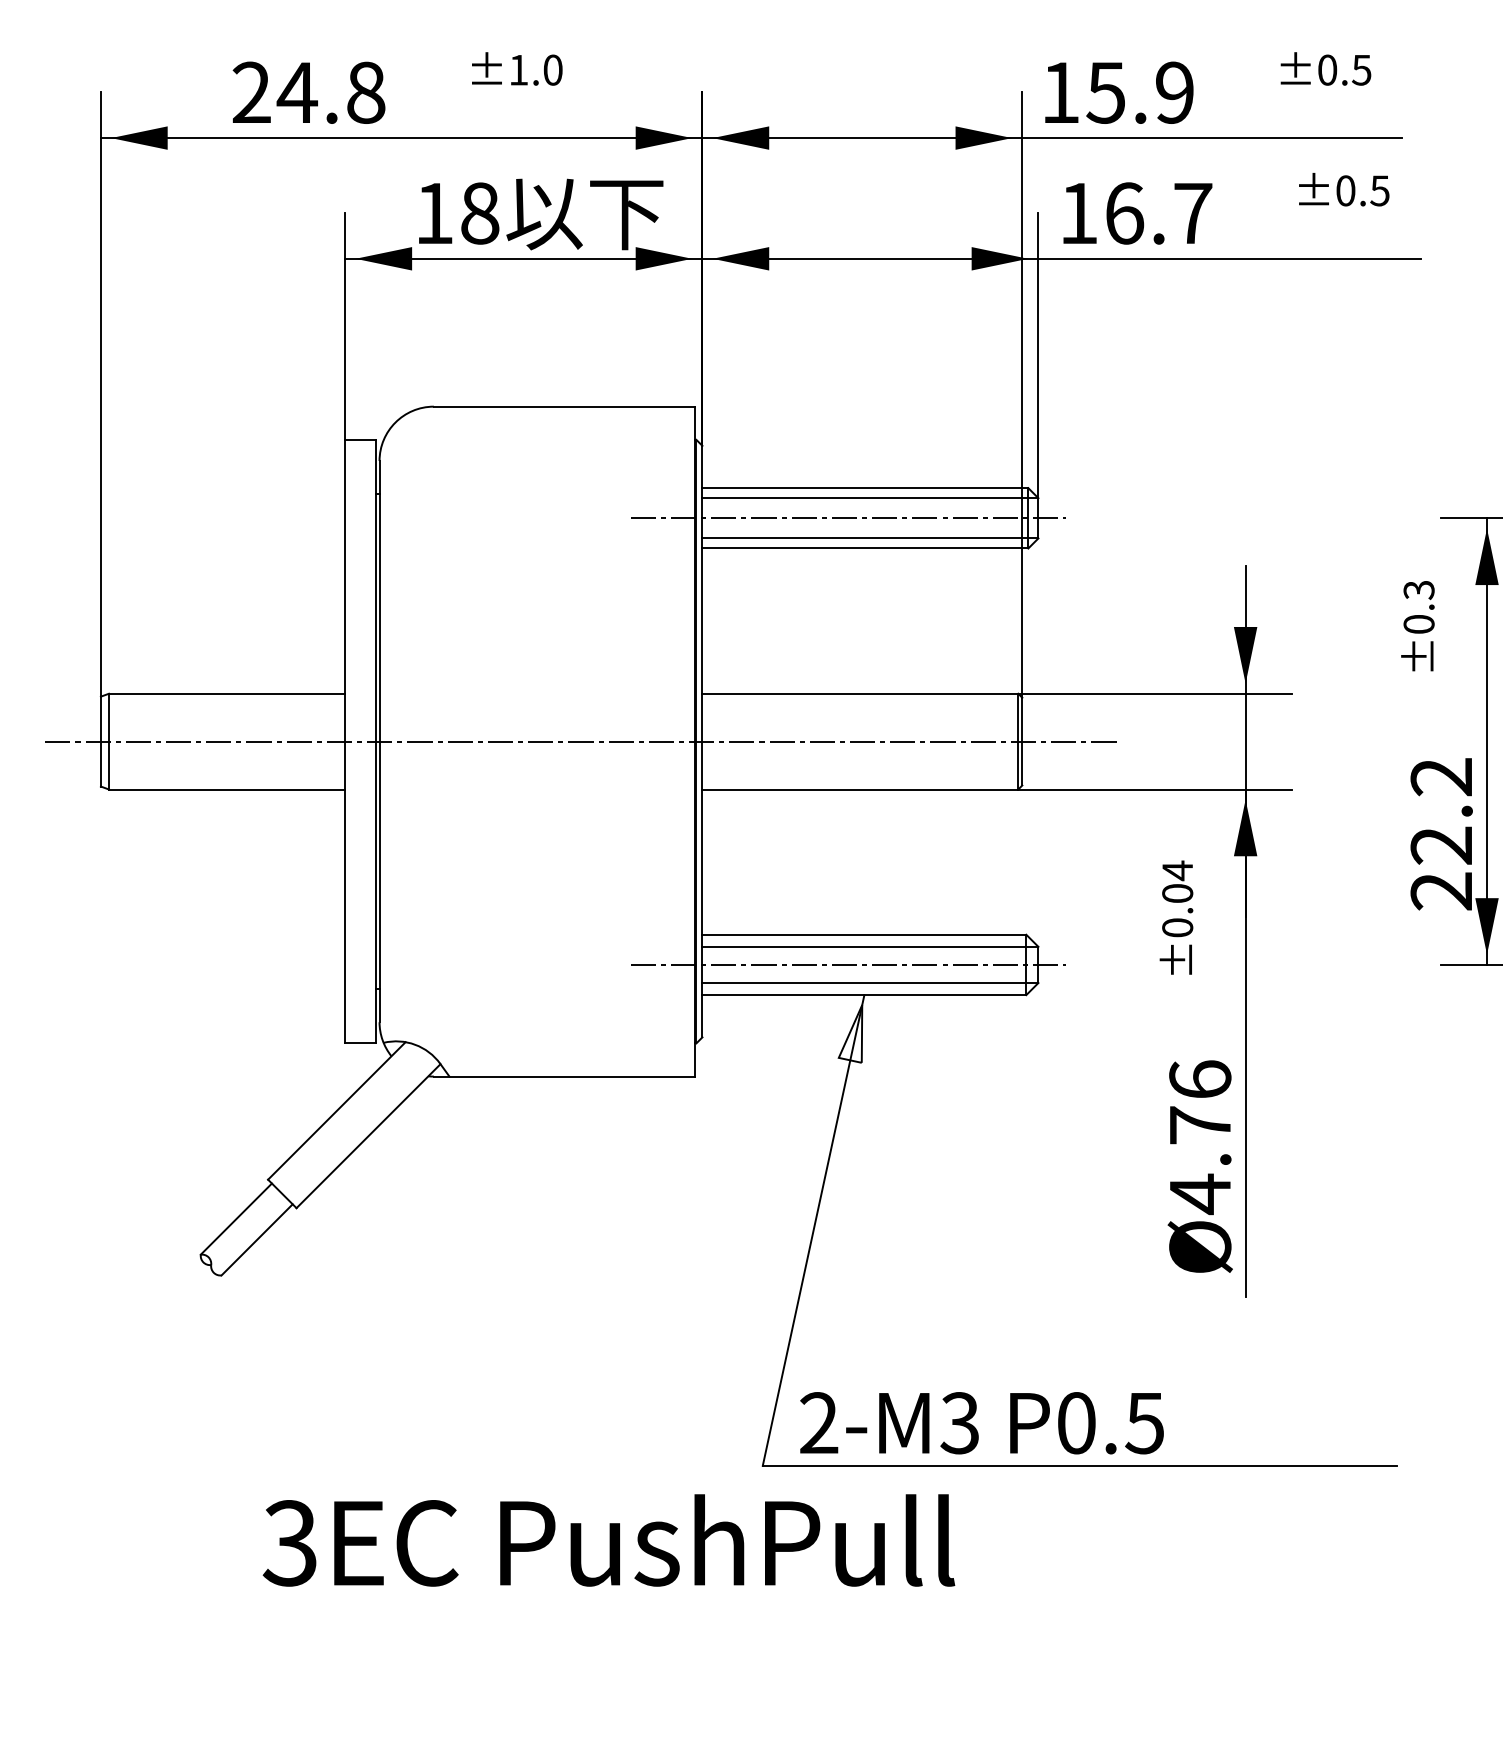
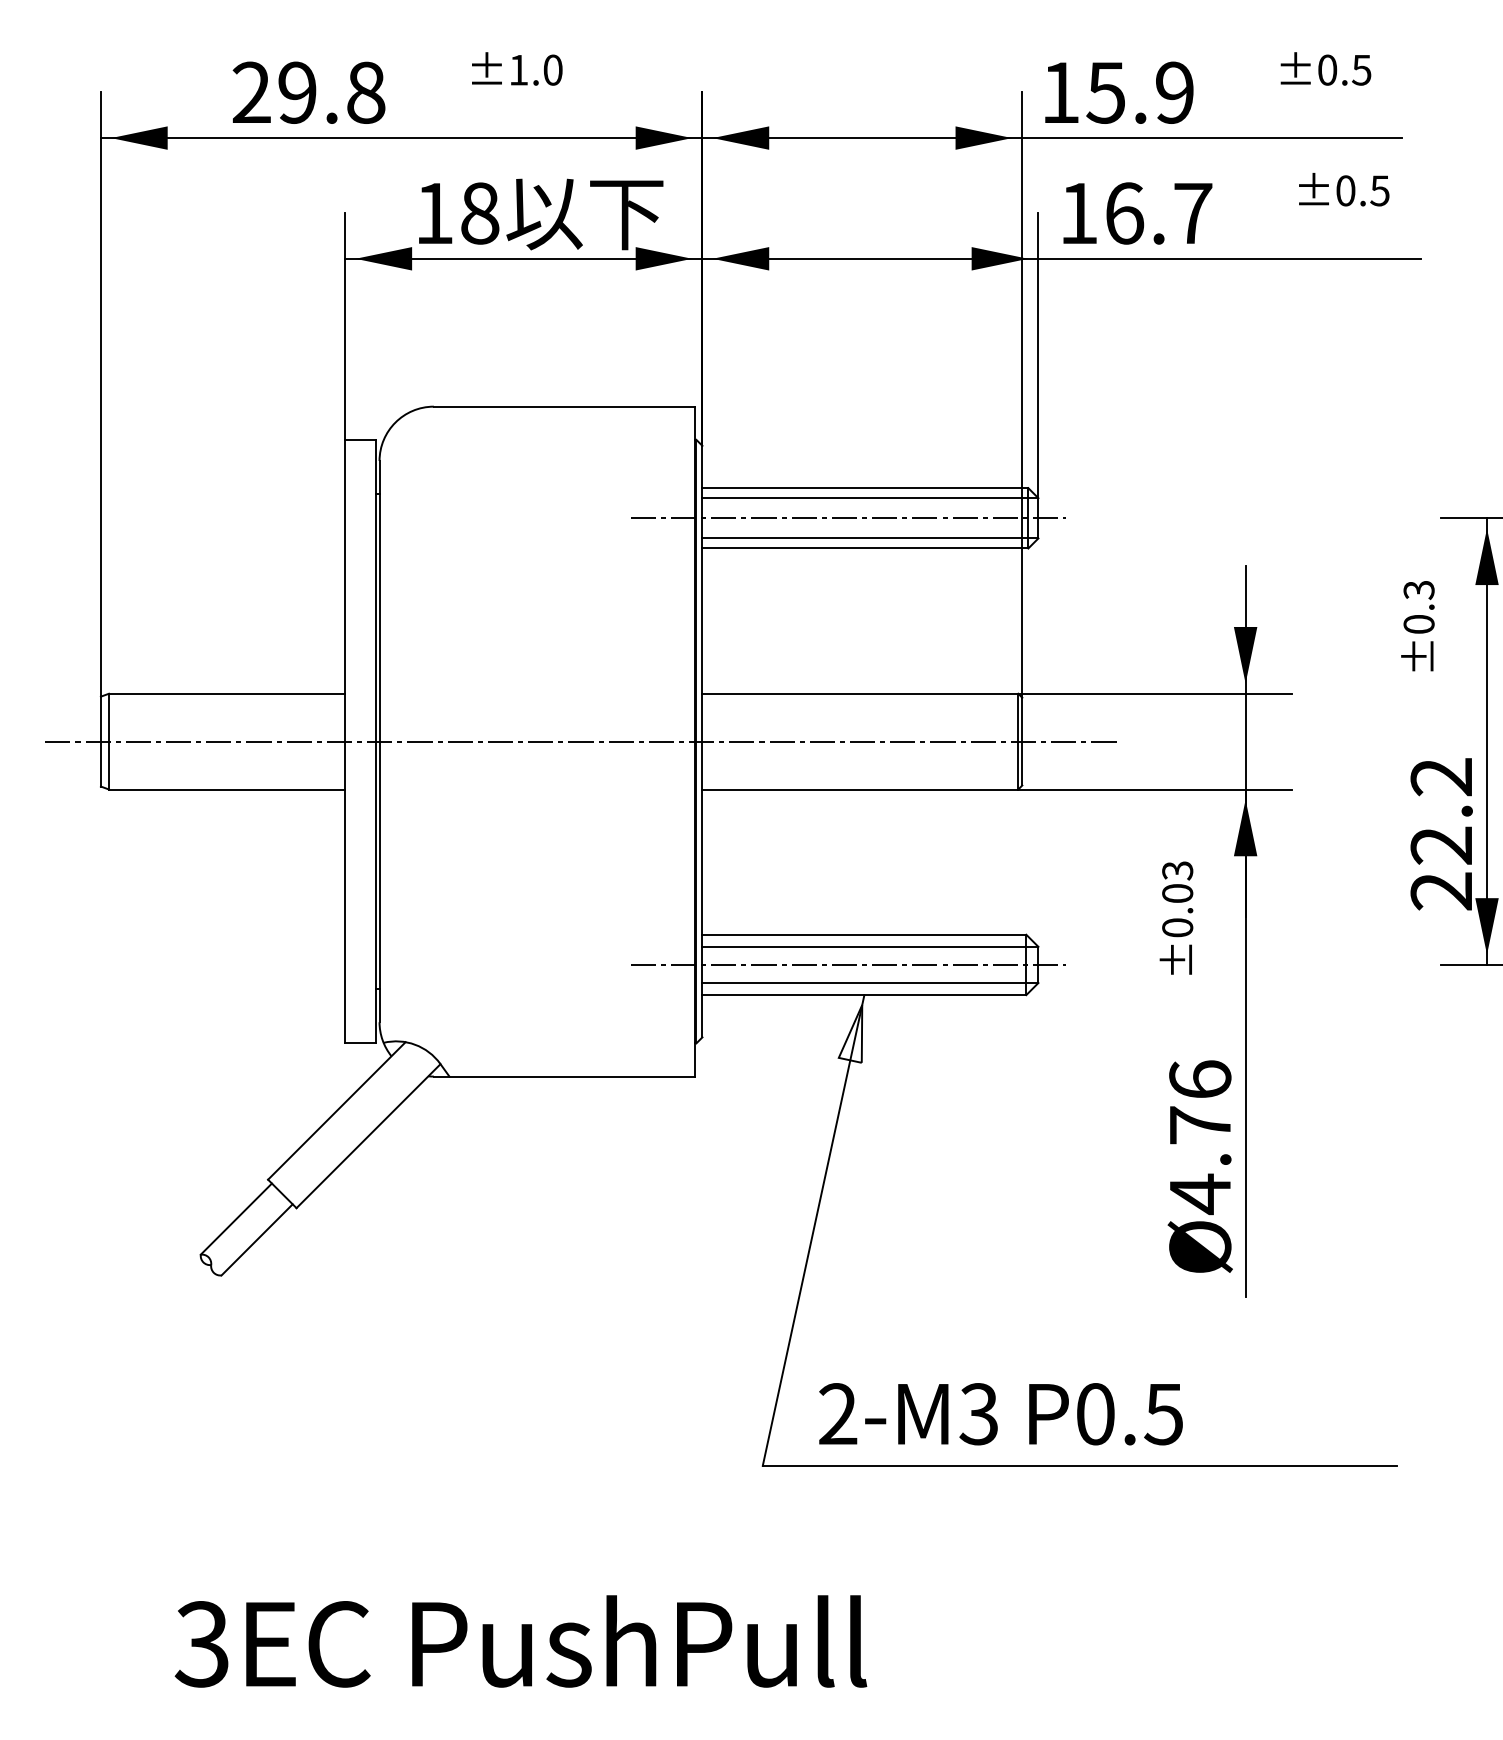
text: 24.8 -> 29.8 (297, 92)
text: ±0.04 -> ±0.03 (1177, 870)
text position: (981, 1423) -> (1000, 1414) (1000, 1414)
text position: (608, 1540) -> (520, 1641) (520, 1641)
